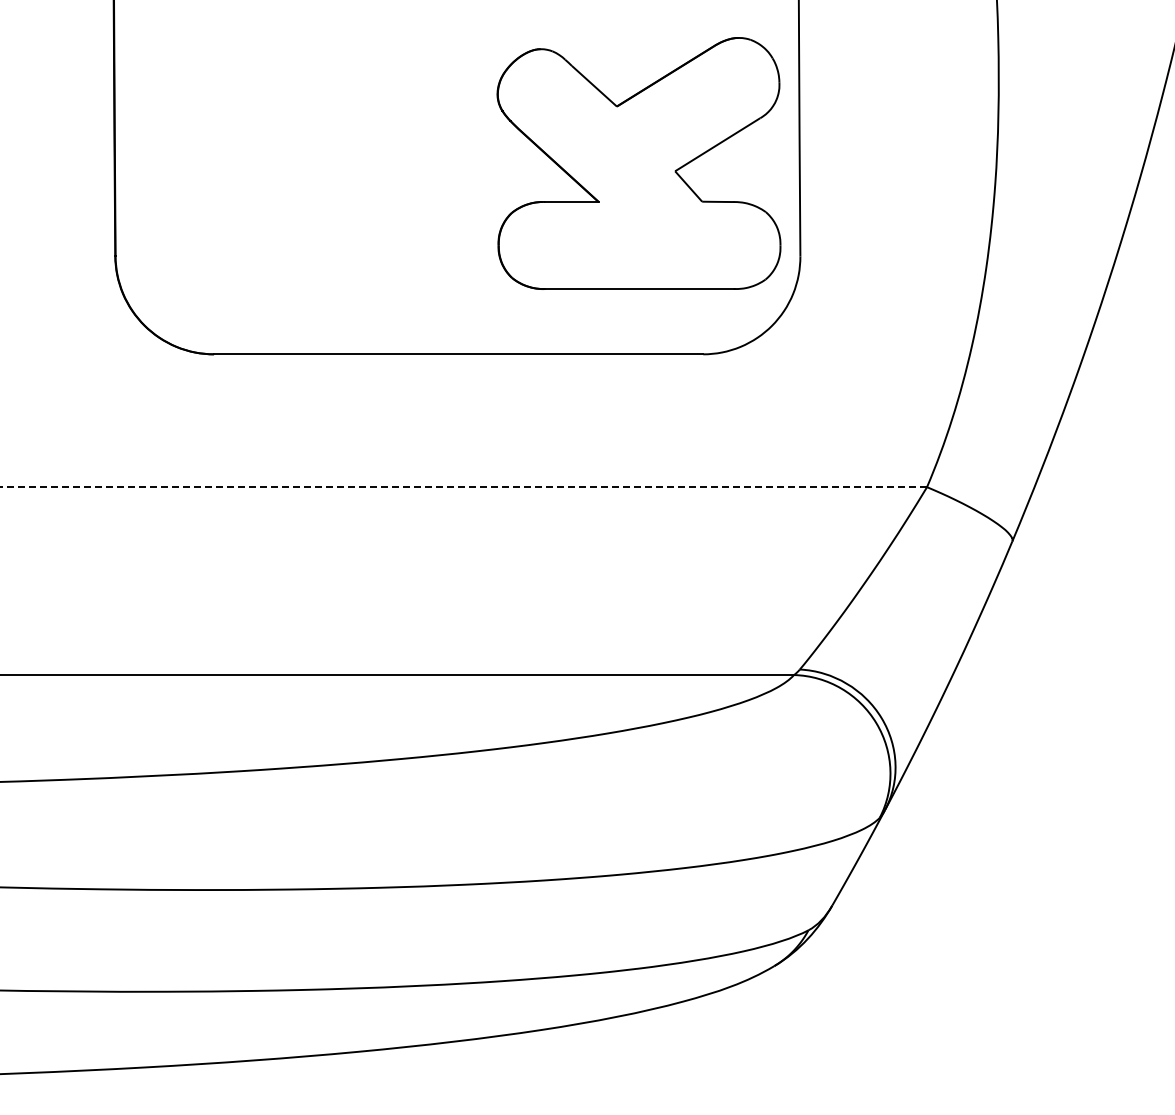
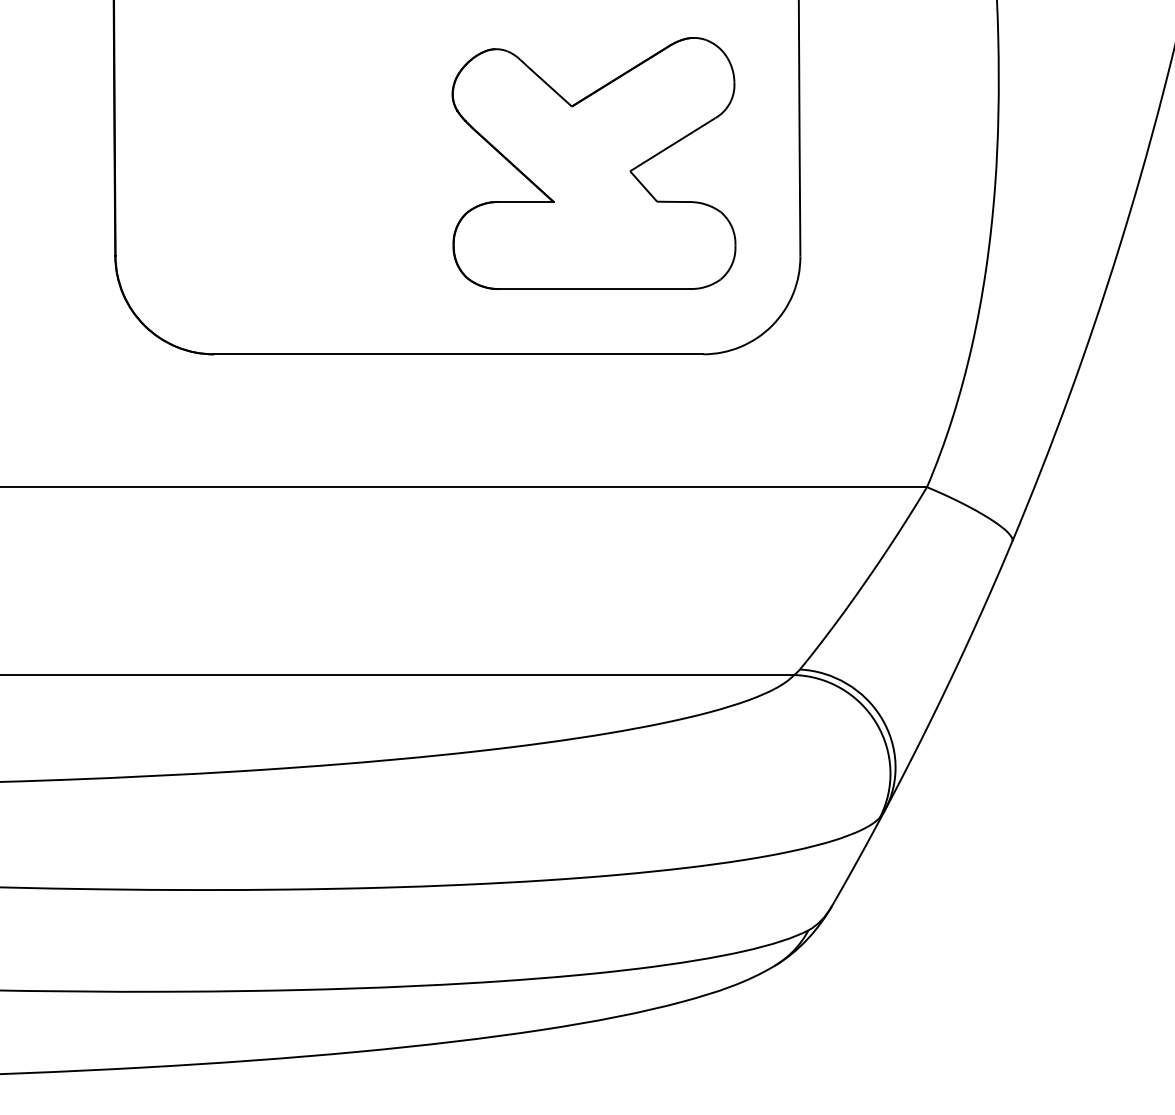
part position: (638, 163) -> (593, 163) (593, 163)
line: dashed -> solid (463, 487)
